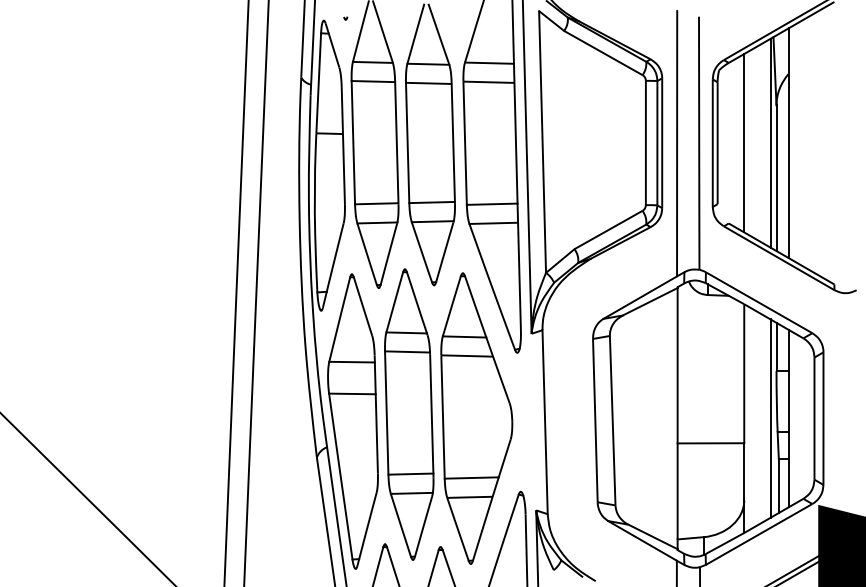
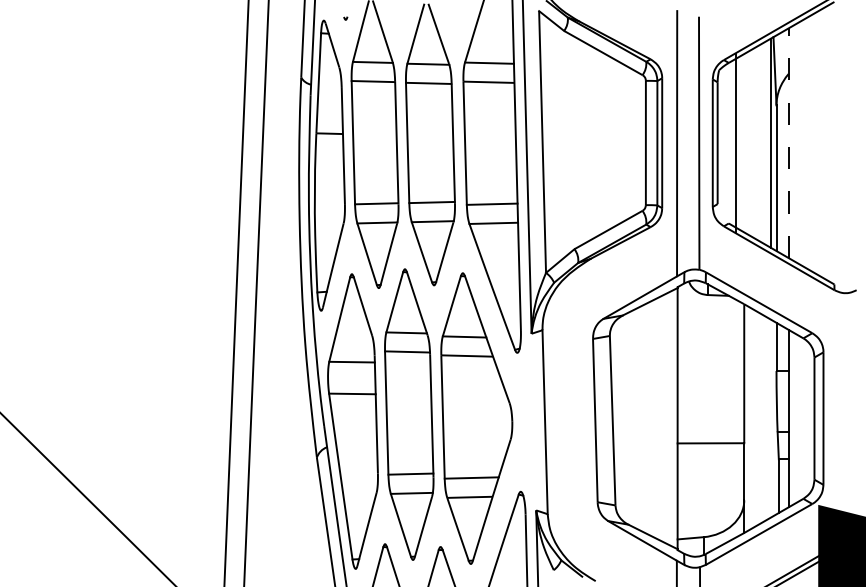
line position: (744, 143) -> (736, 143) (736, 143)
line: solid -> dashed (788, 143)
line: present -> none (770, 418)
